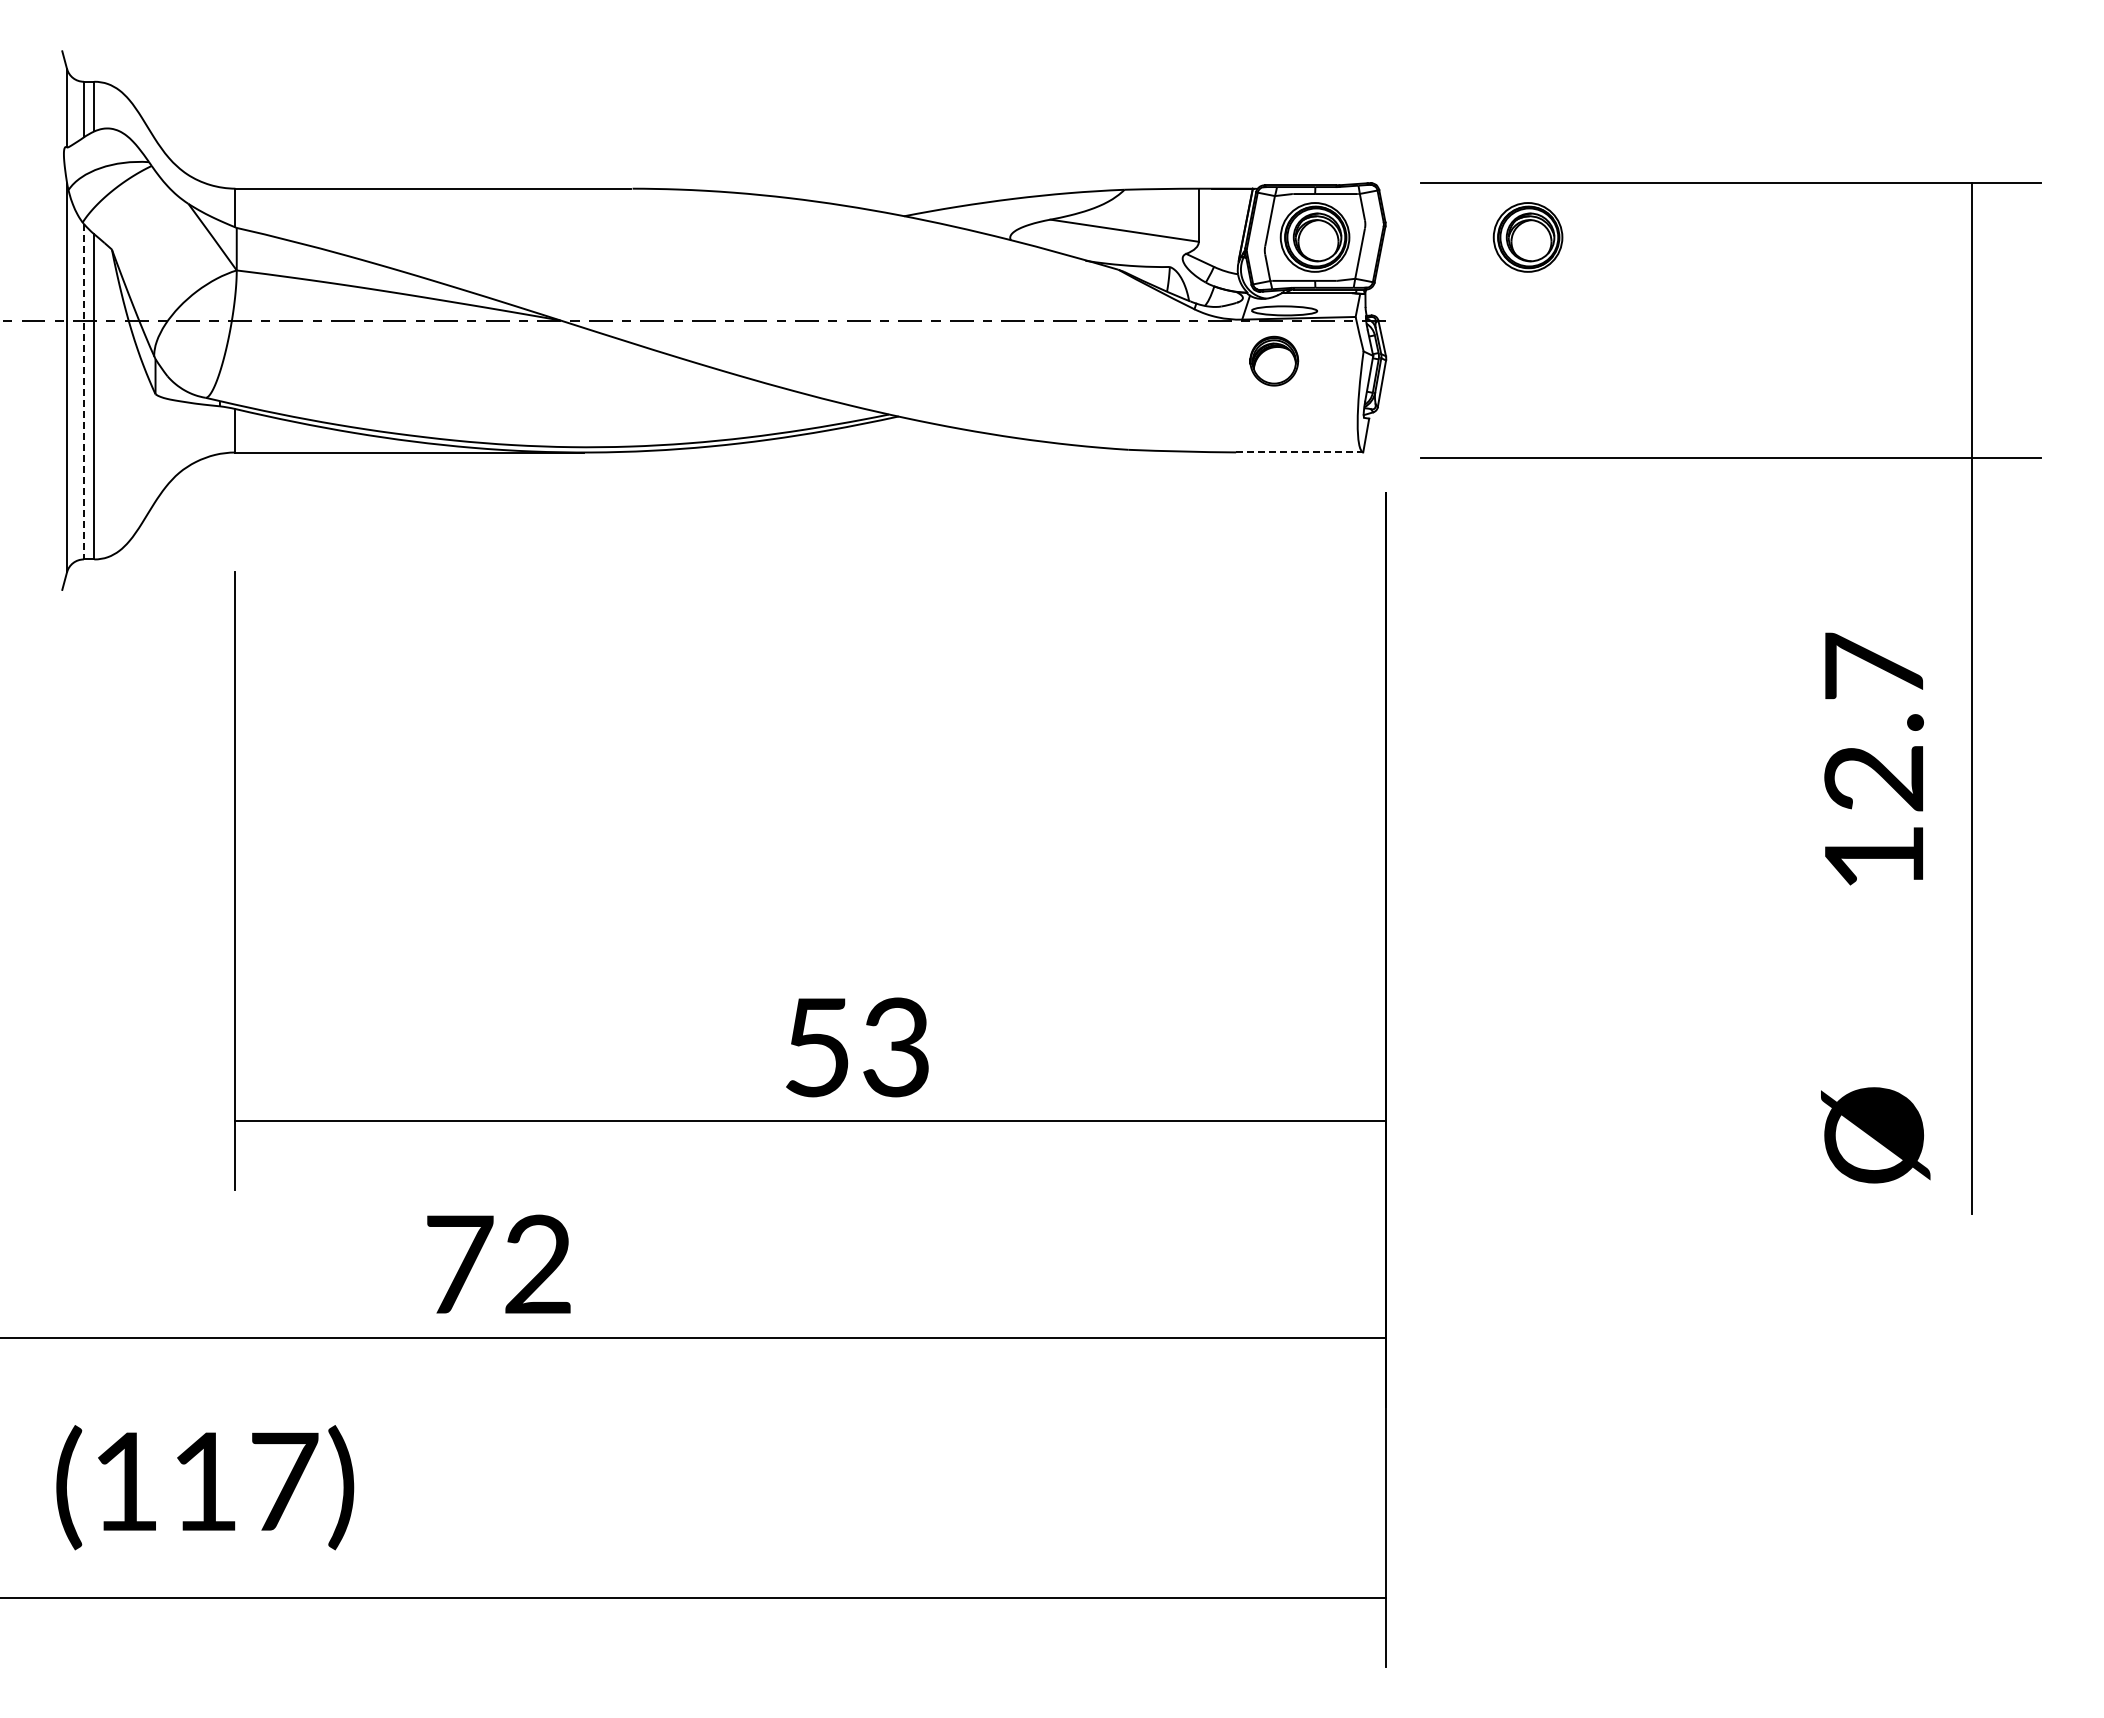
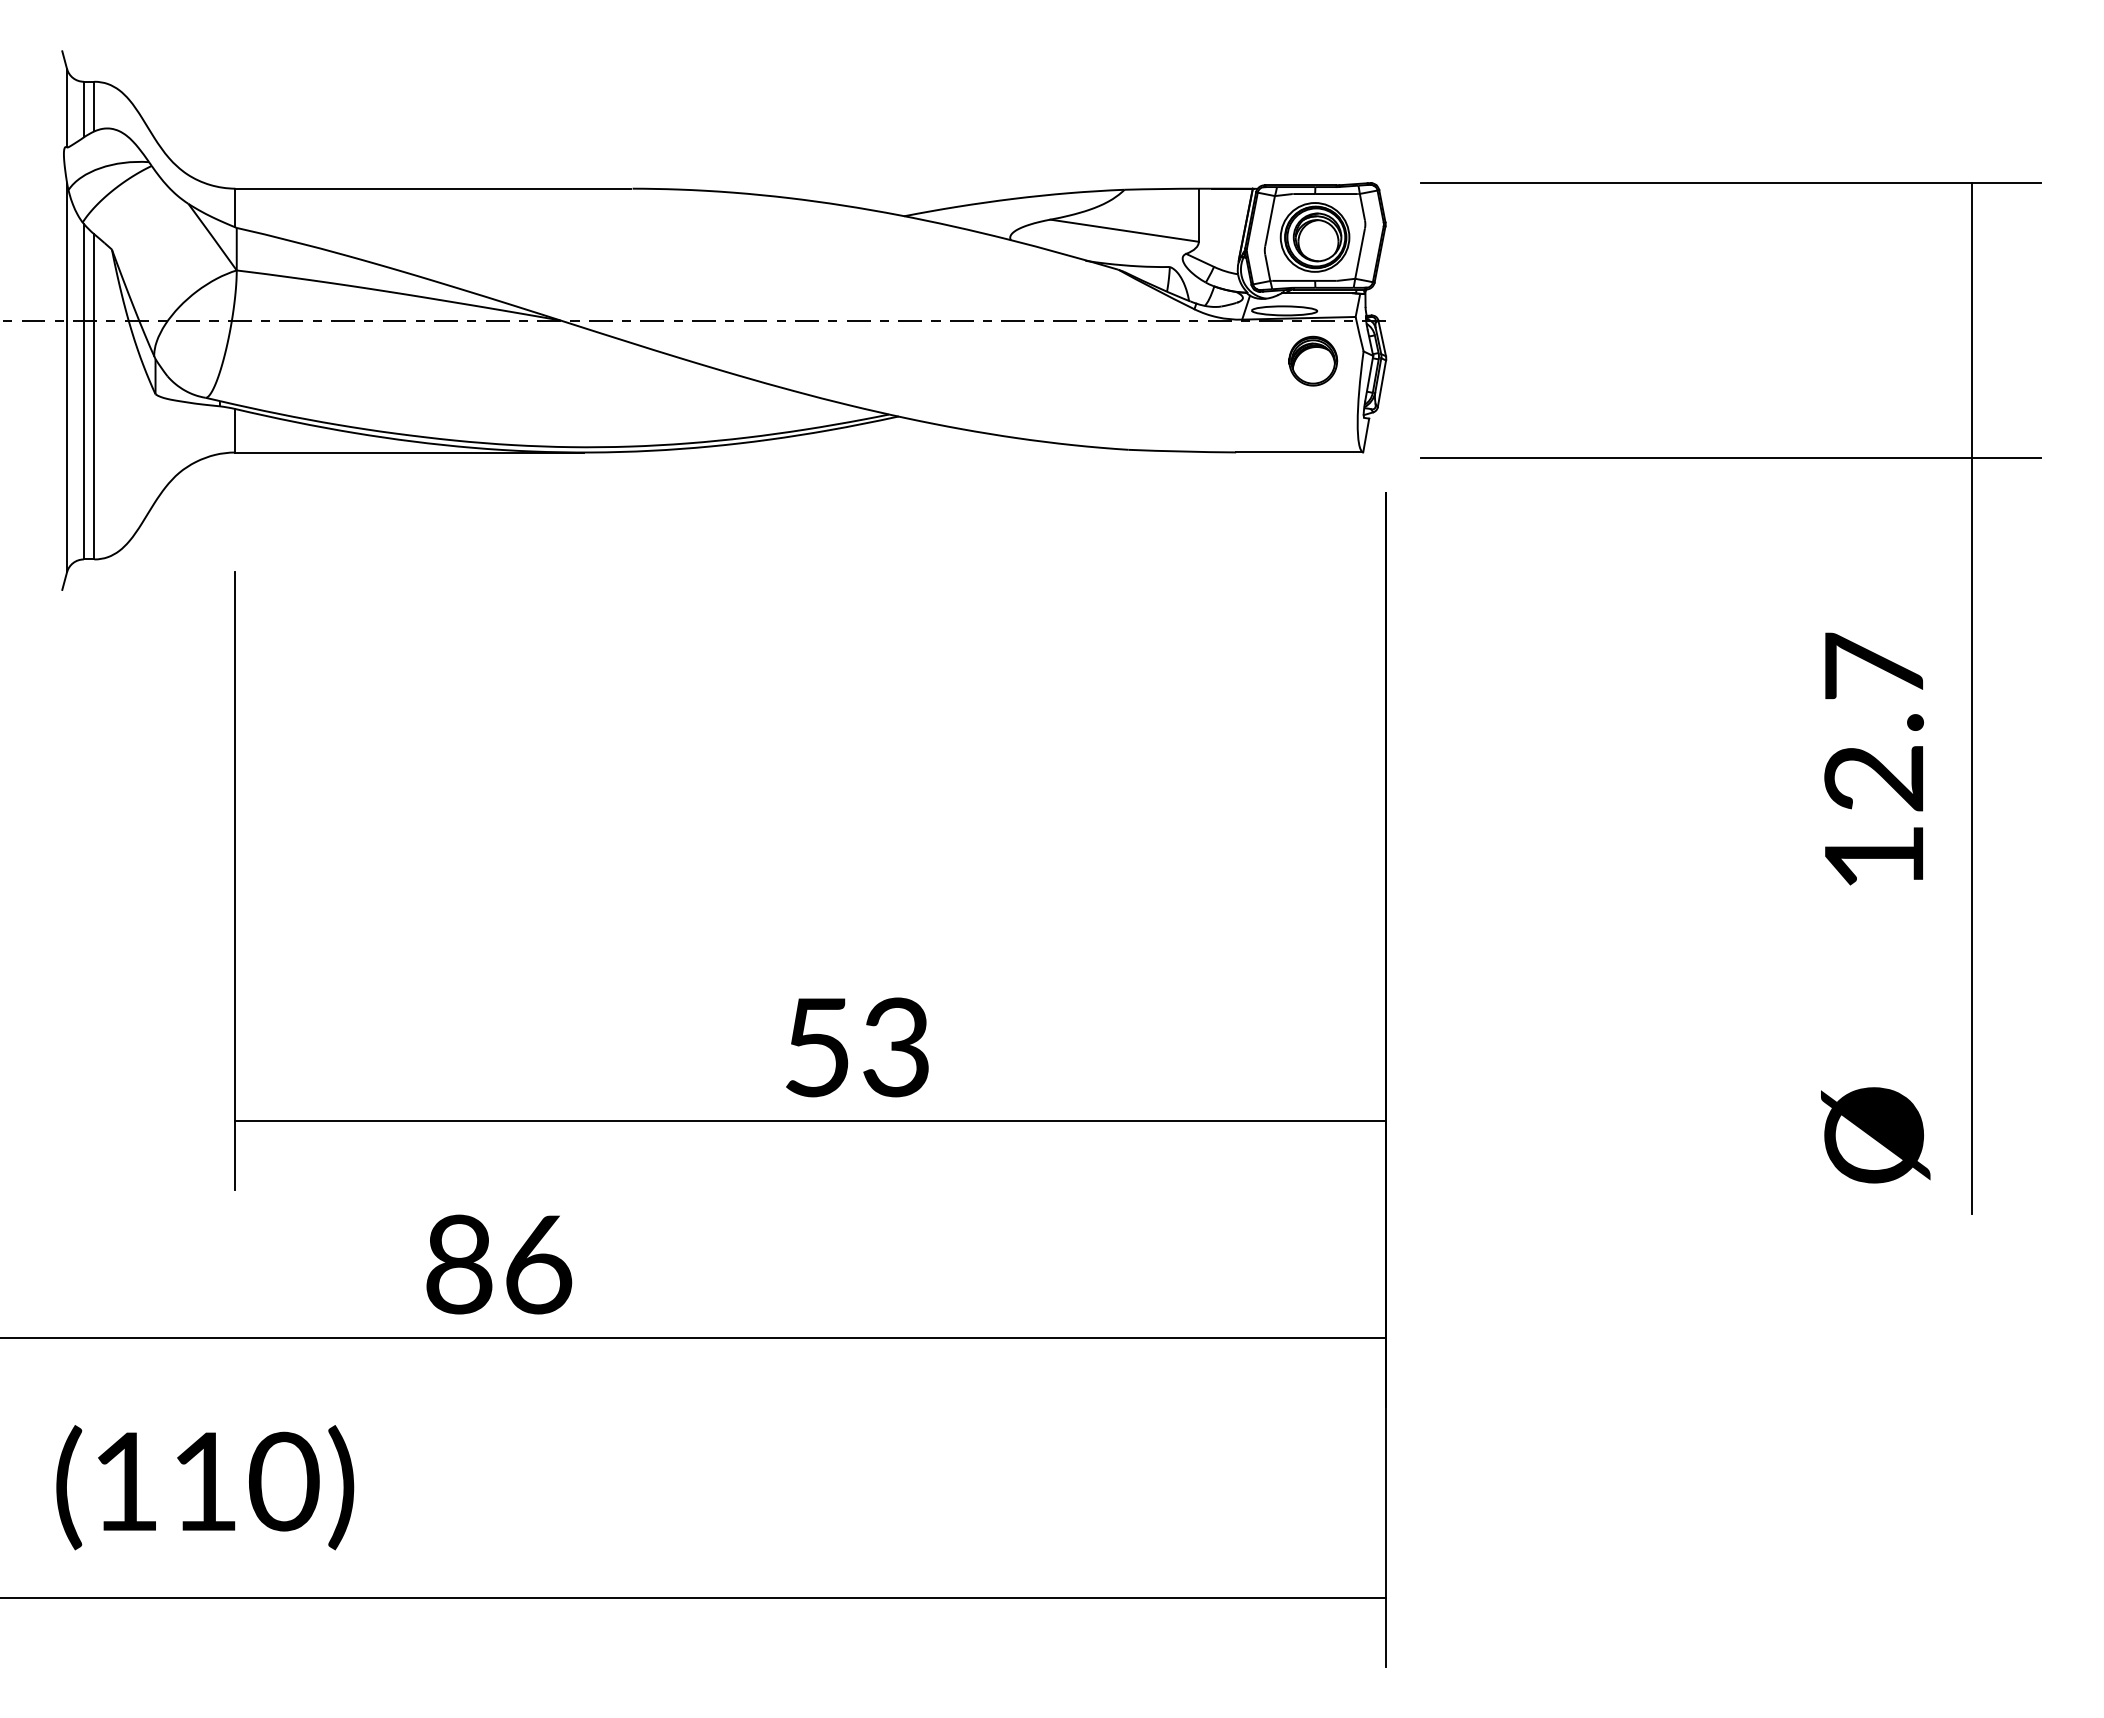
part: present -> none (1527, 237)
part position: (1274, 360) -> (1313, 360) (1313, 360)
line: dashed -> solid (83, 391)
line: dashed -> solid (1299, 452)
text: 72 -> 86 (499, 1264)
text: (117) -> (110) (284, 1481)
